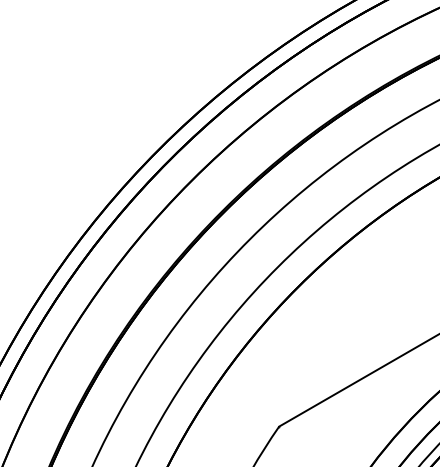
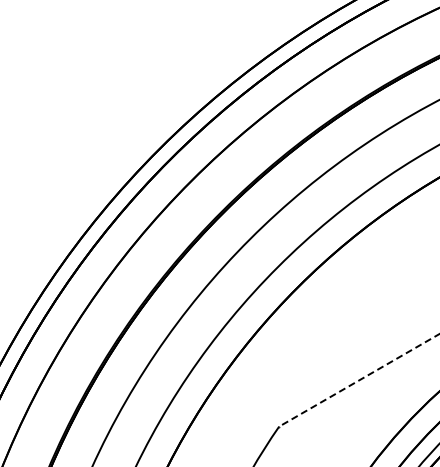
line: solid -> dashed (358, 380)
